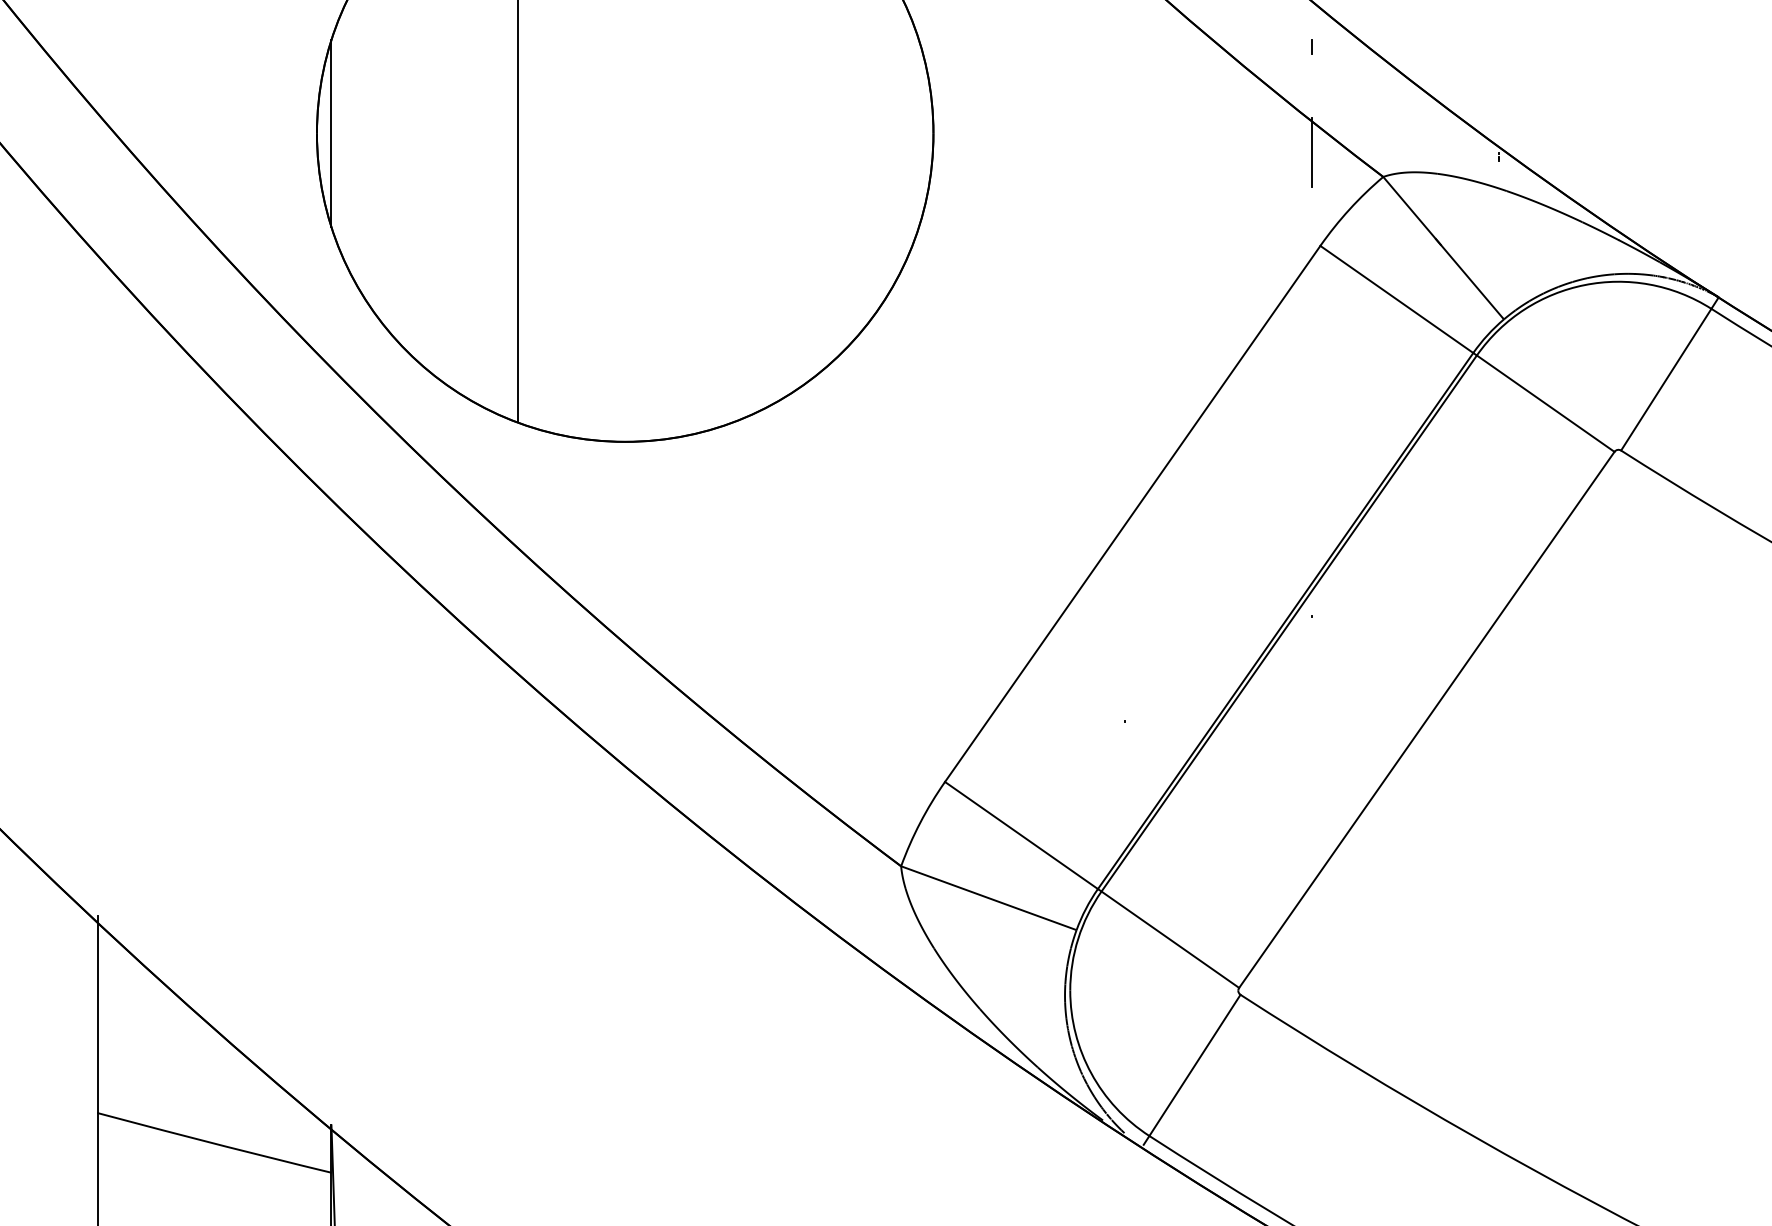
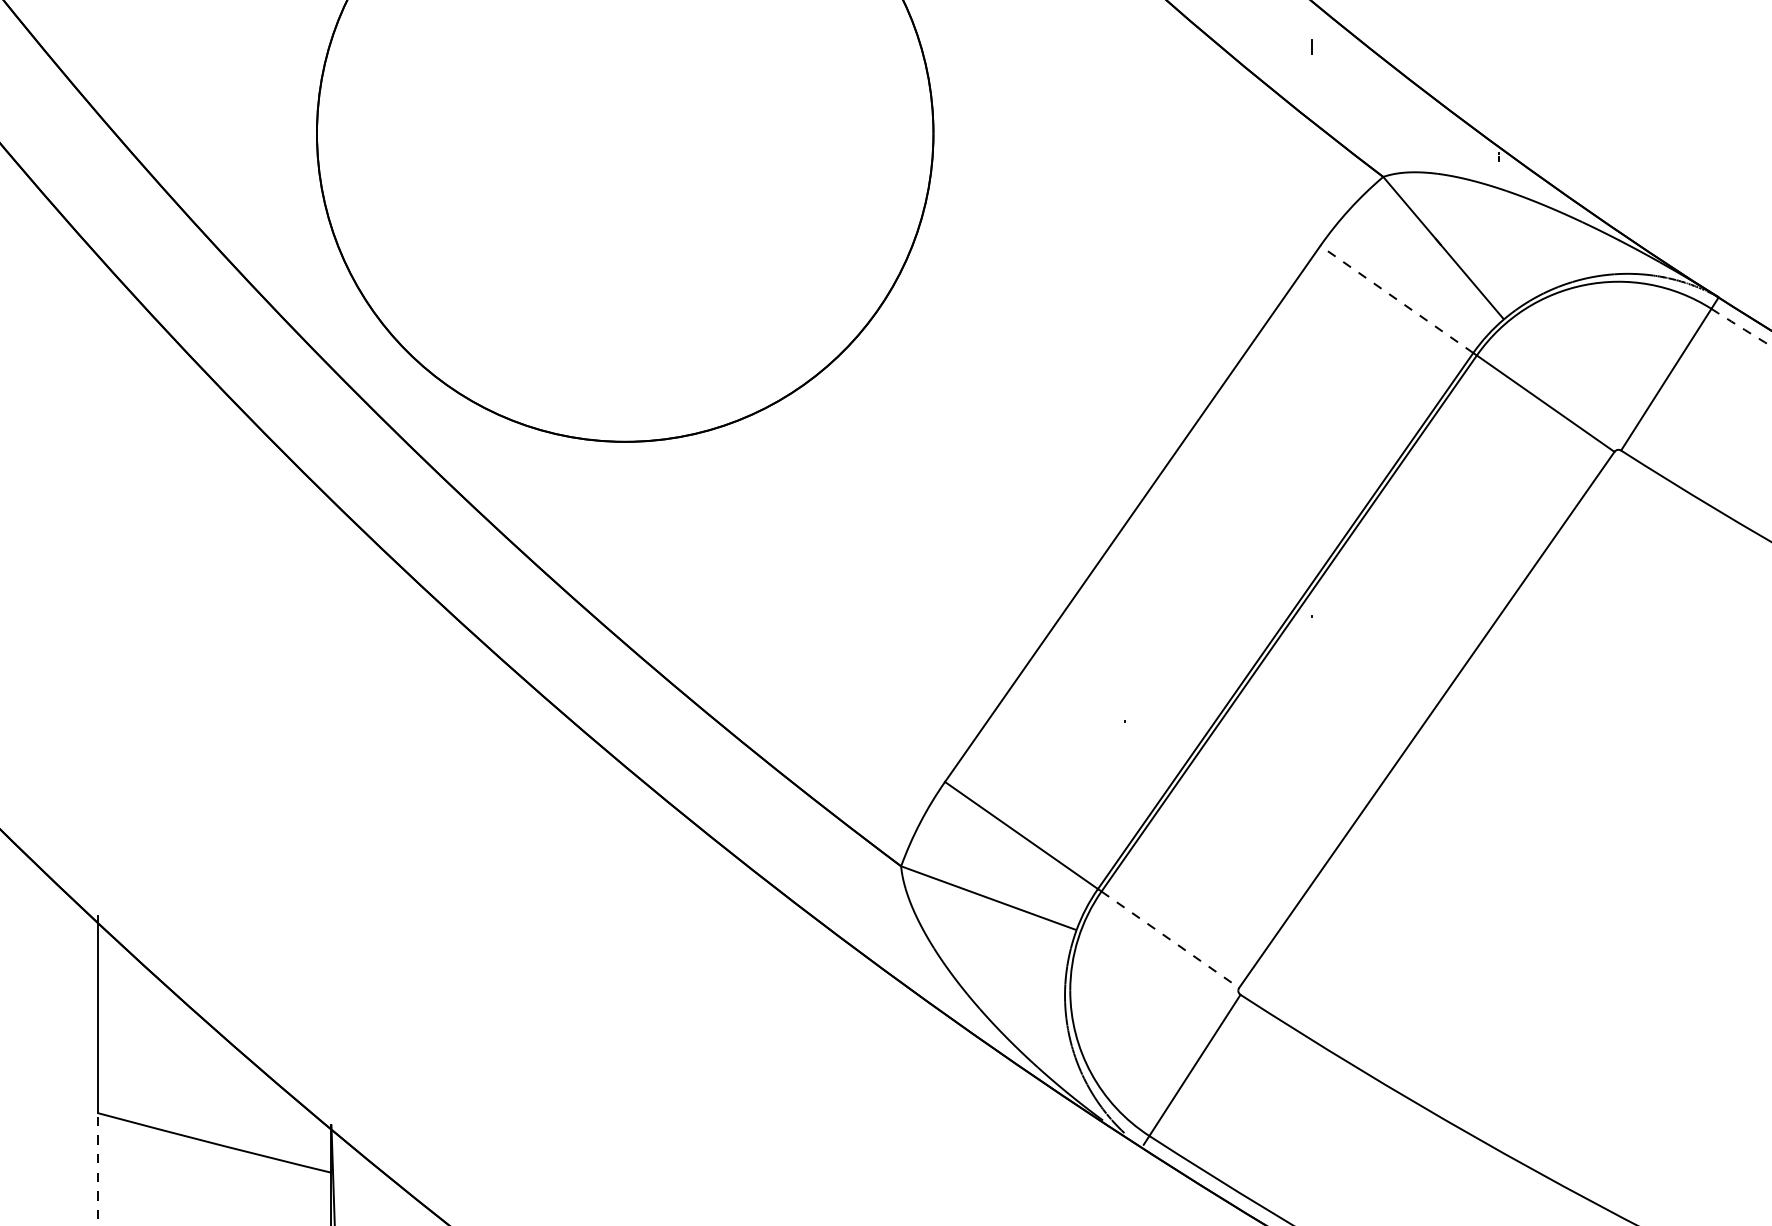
line: present -> none (331, 133)
line: present -> none (1312, 152)
line: present -> none (518, 212)
line: solid -> dashed (1396, 299)
arc: solid -> dashed (1741, 327)
line: solid -> dashed (1170, 940)
line: solid -> dashed (97, 1169)
